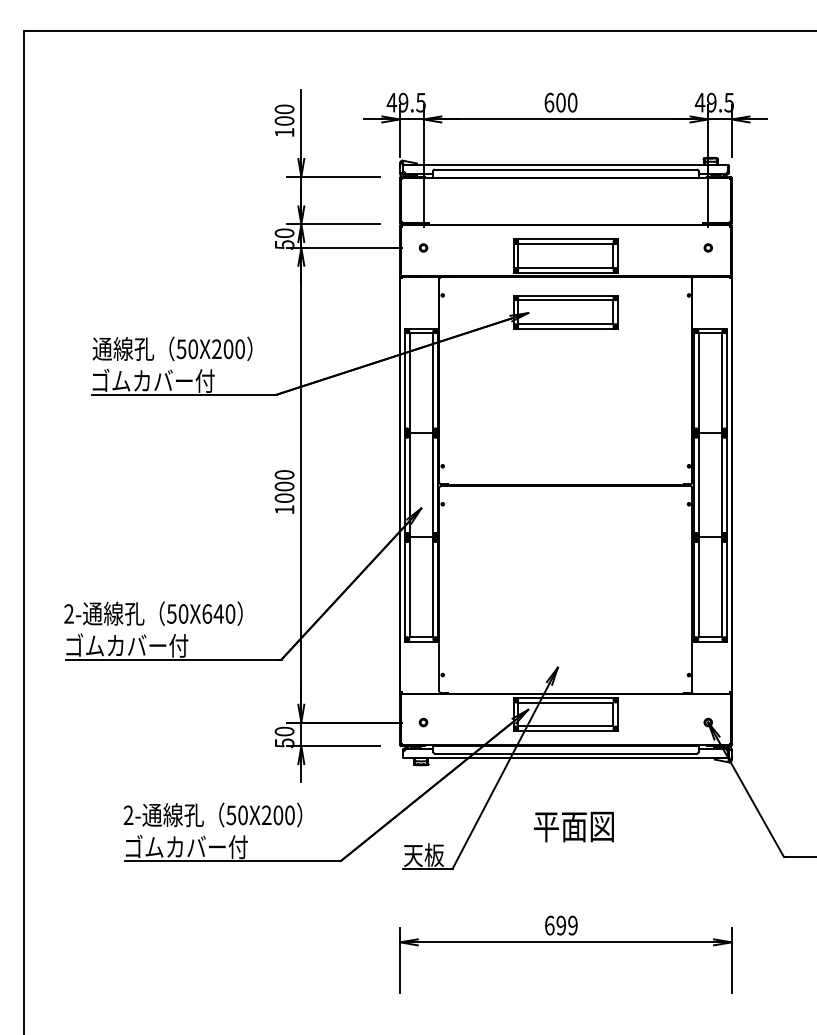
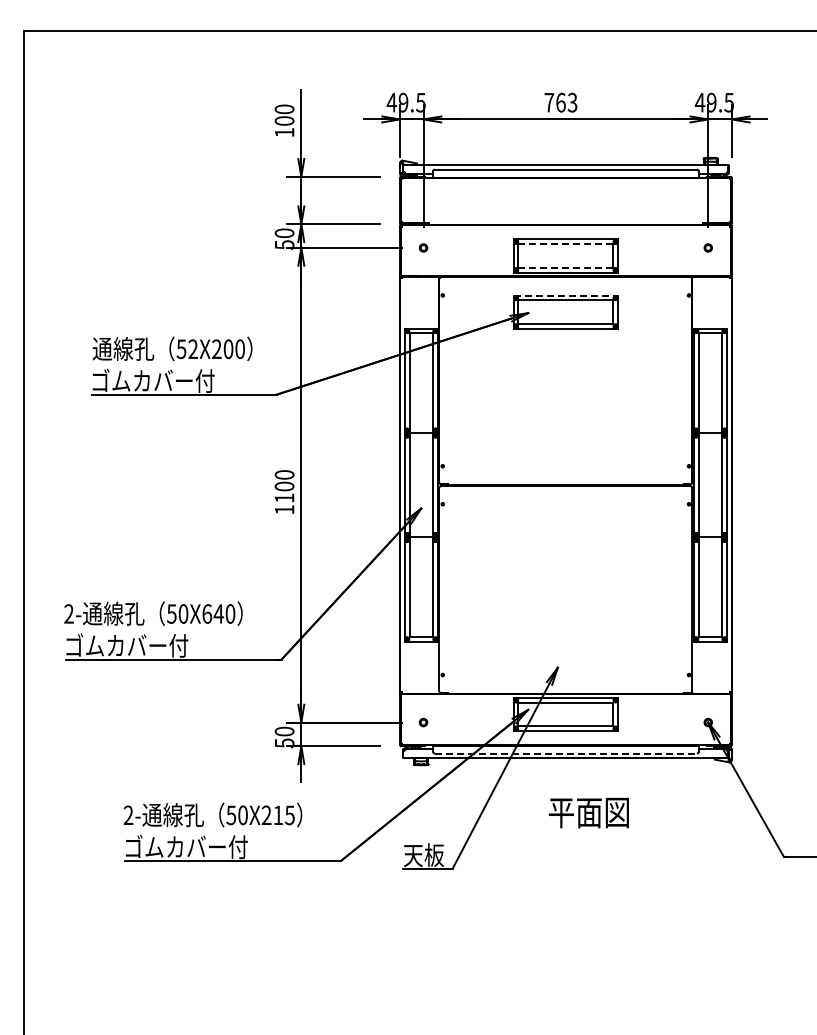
text: 600 -> 763 (560, 102)
line: solid -> dashed (565, 244)
line: solid -> dashed (566, 267)
line: solid -> dashed (566, 295)
text: 50X200 -> 52X200 (192, 349)
text: 1000 -> 1100 (284, 497)
line: solid -> dashed (565, 753)
text: 50X200 -> 50X215 (283, 815)
text position: (573, 826) -> (588, 812) (588, 812)
part: present -> none (565, 942)
